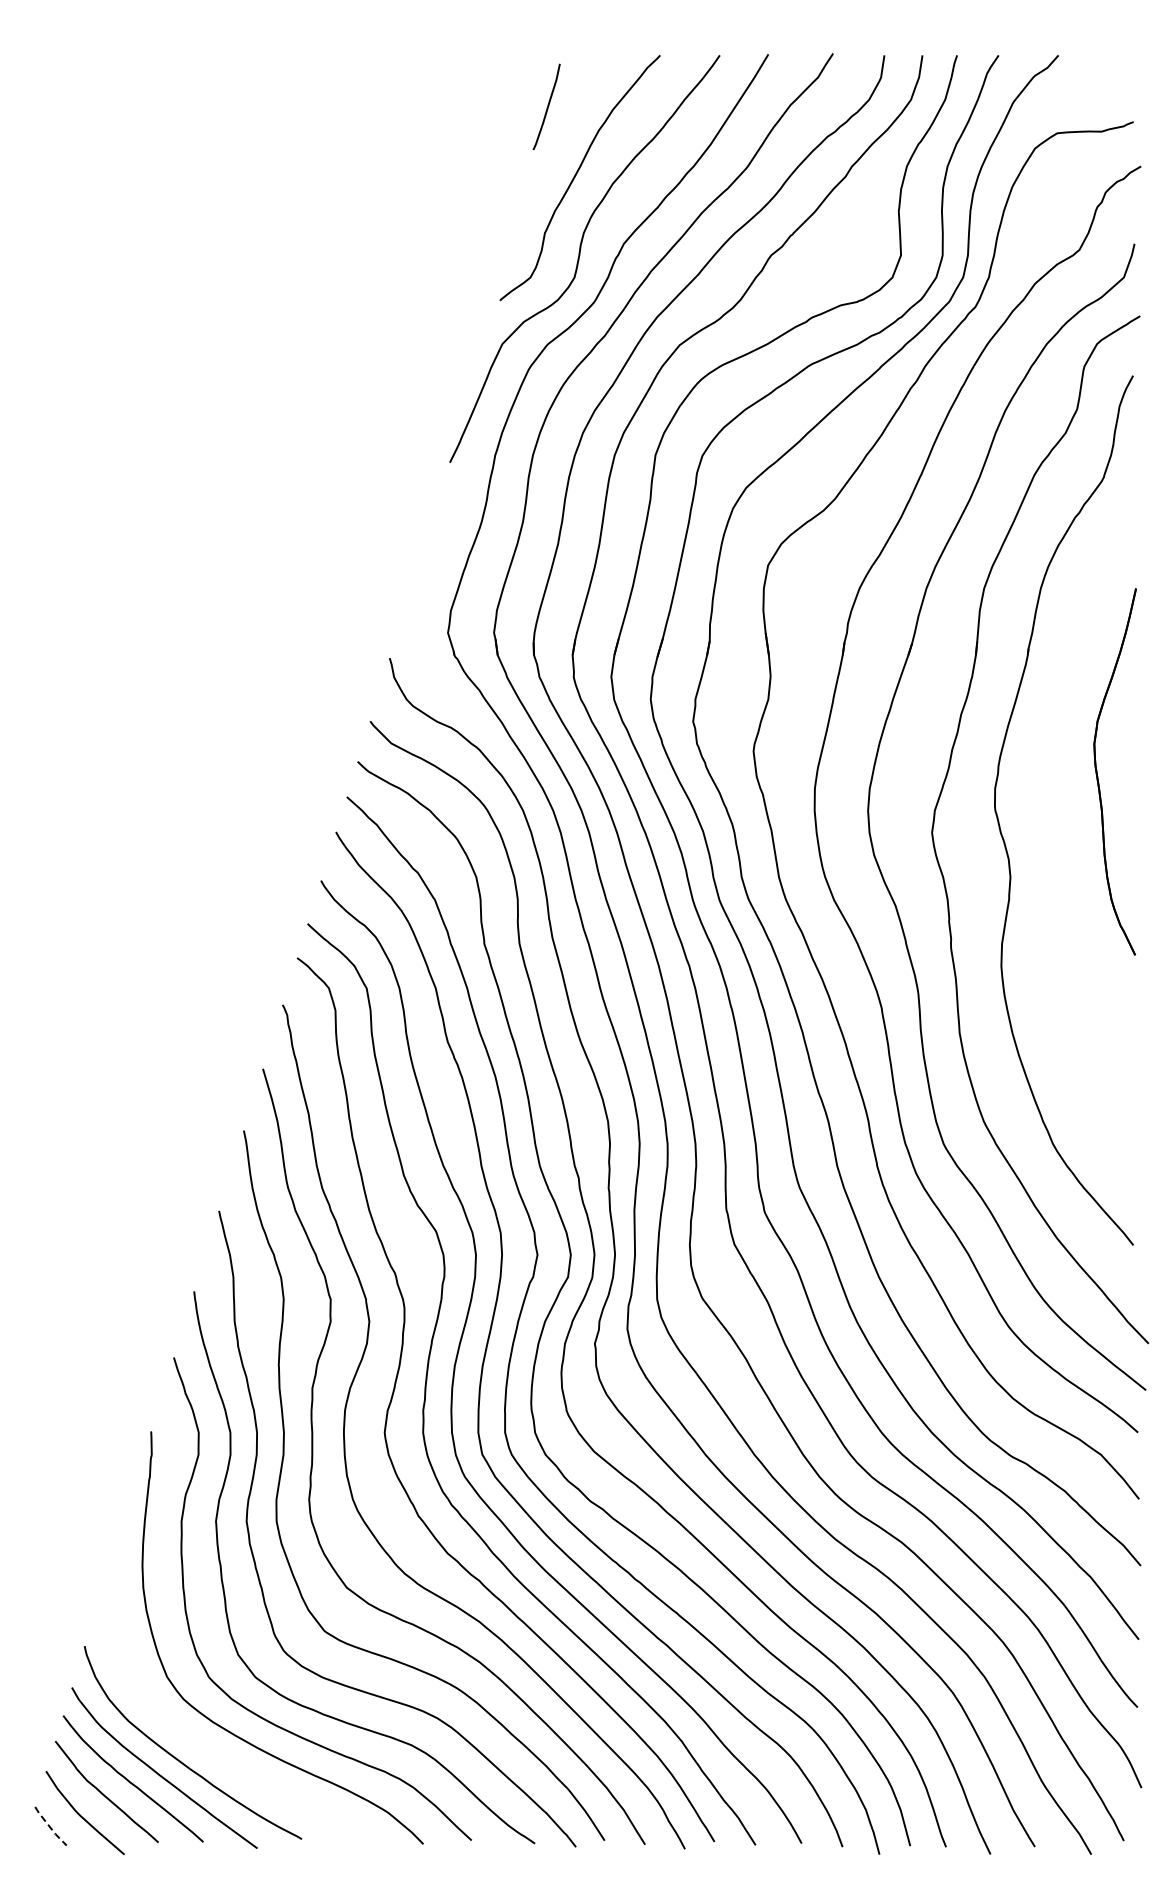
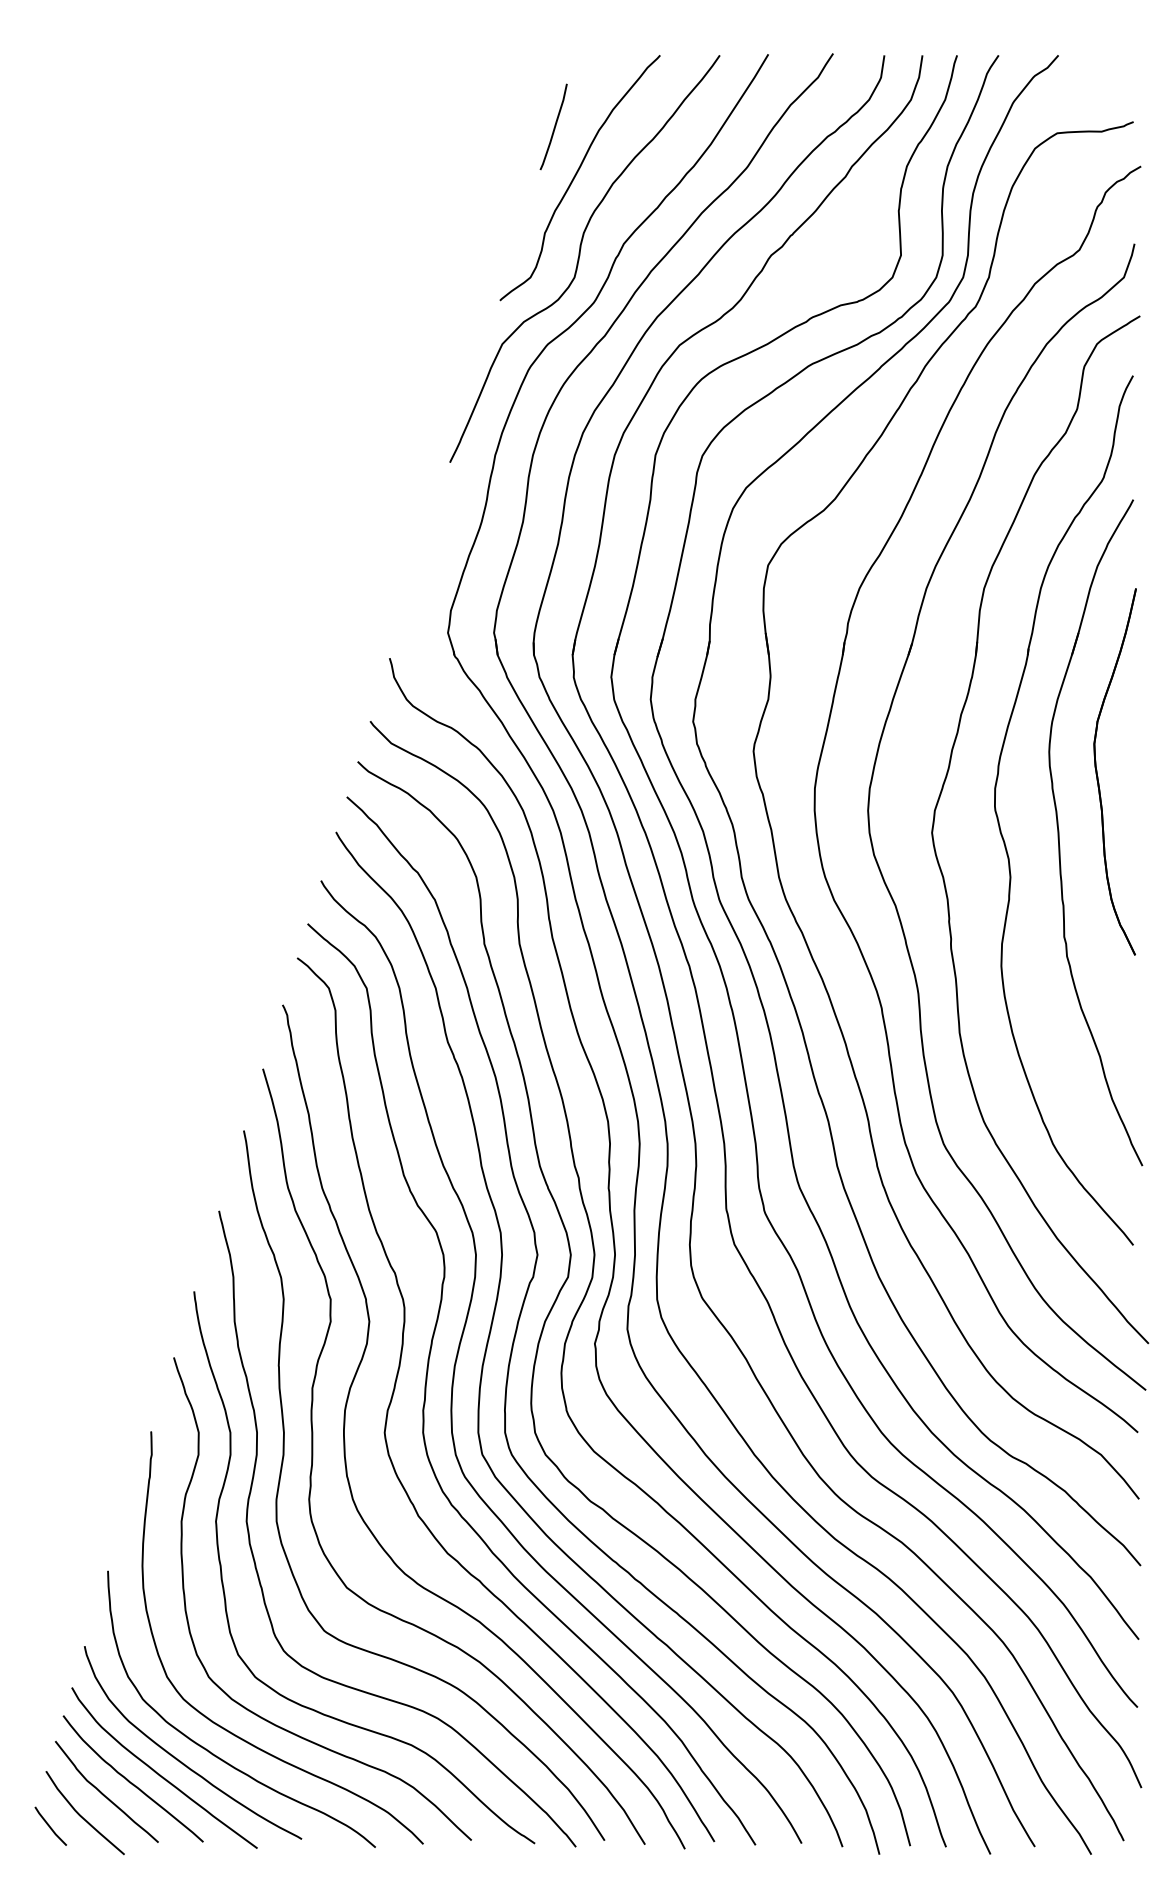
curve position: (547, 106) -> (554, 126) (554, 126)
part: none -> present (1059, 832)
curve: none -> present (212, 1752)
line: dashed -> solid (50, 1827)
